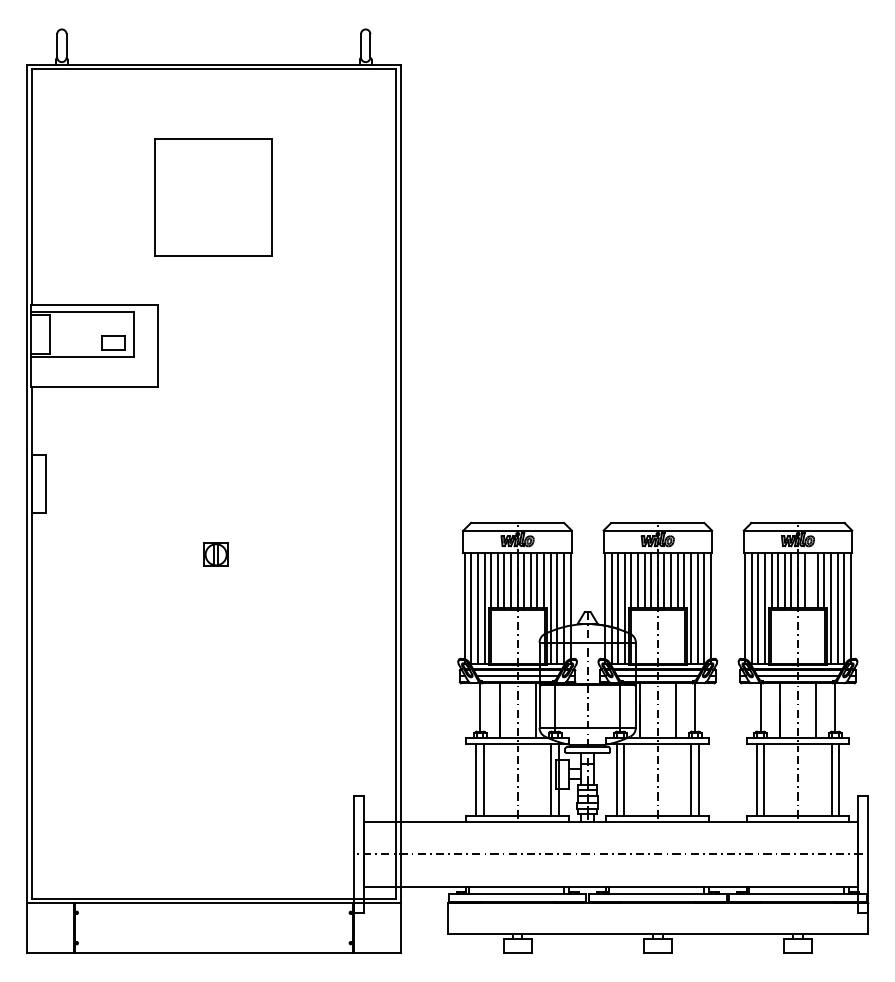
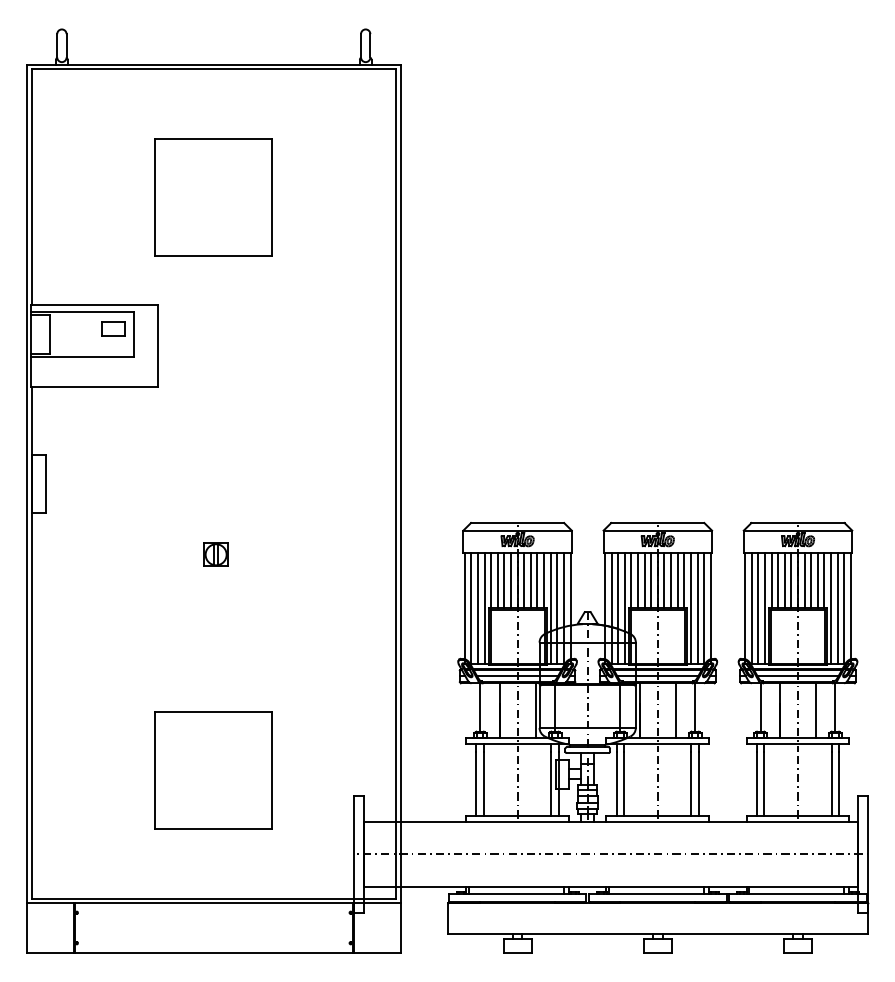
part position: (113, 342) -> (113, 328) (113, 328)
line: none -> present (811, 580)
part: none -> present (213, 770)
